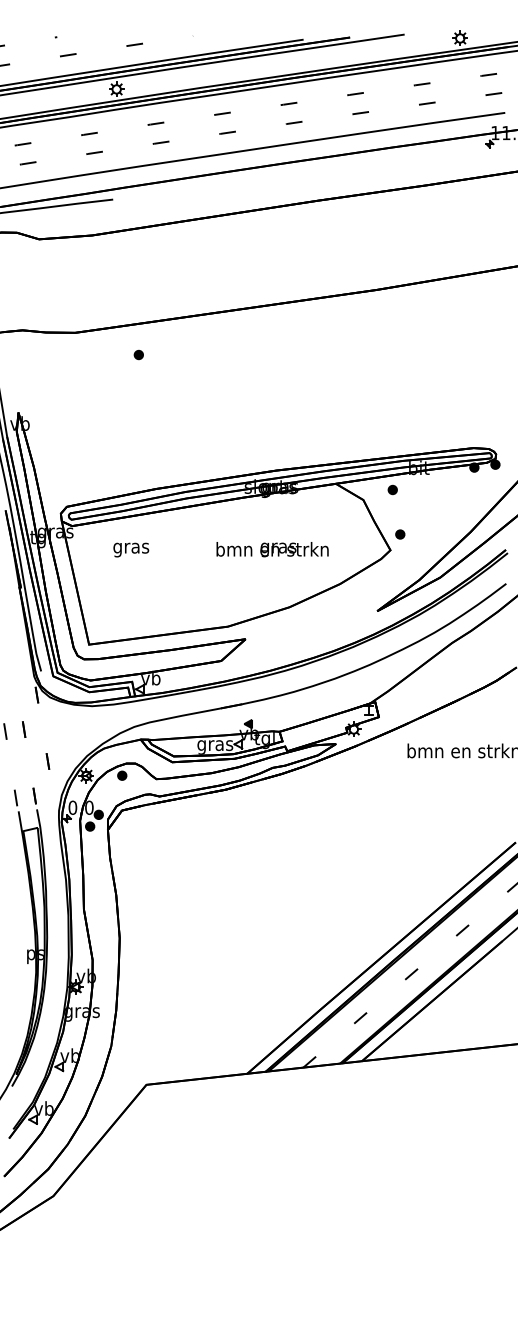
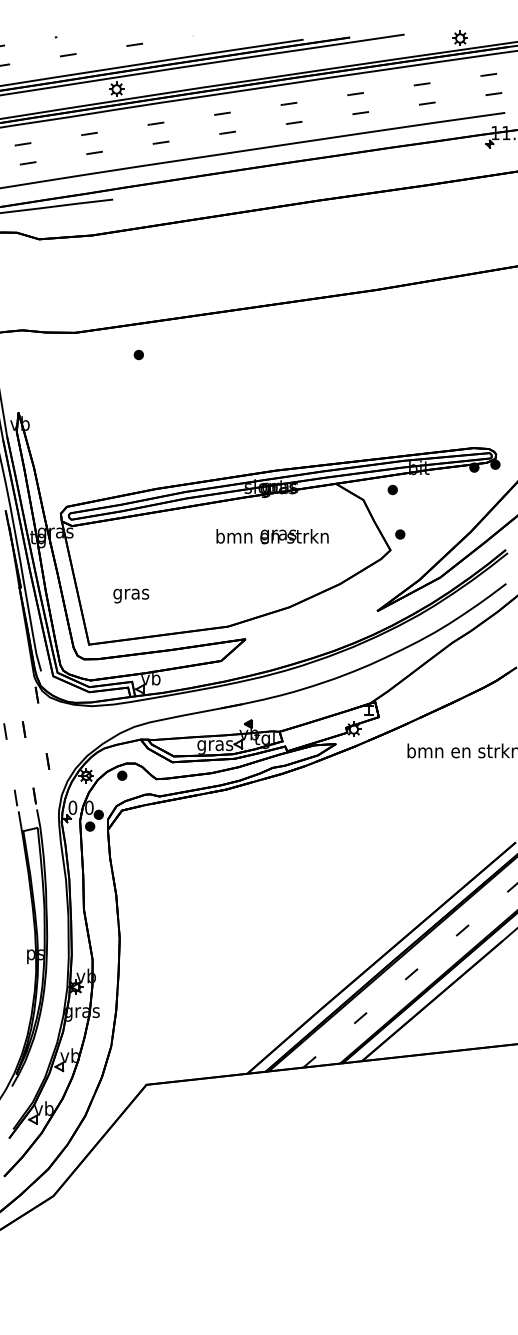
text position: (131, 549) -> (131, 595) (131, 595)
text position: (272, 549) -> (272, 536) (272, 536)
